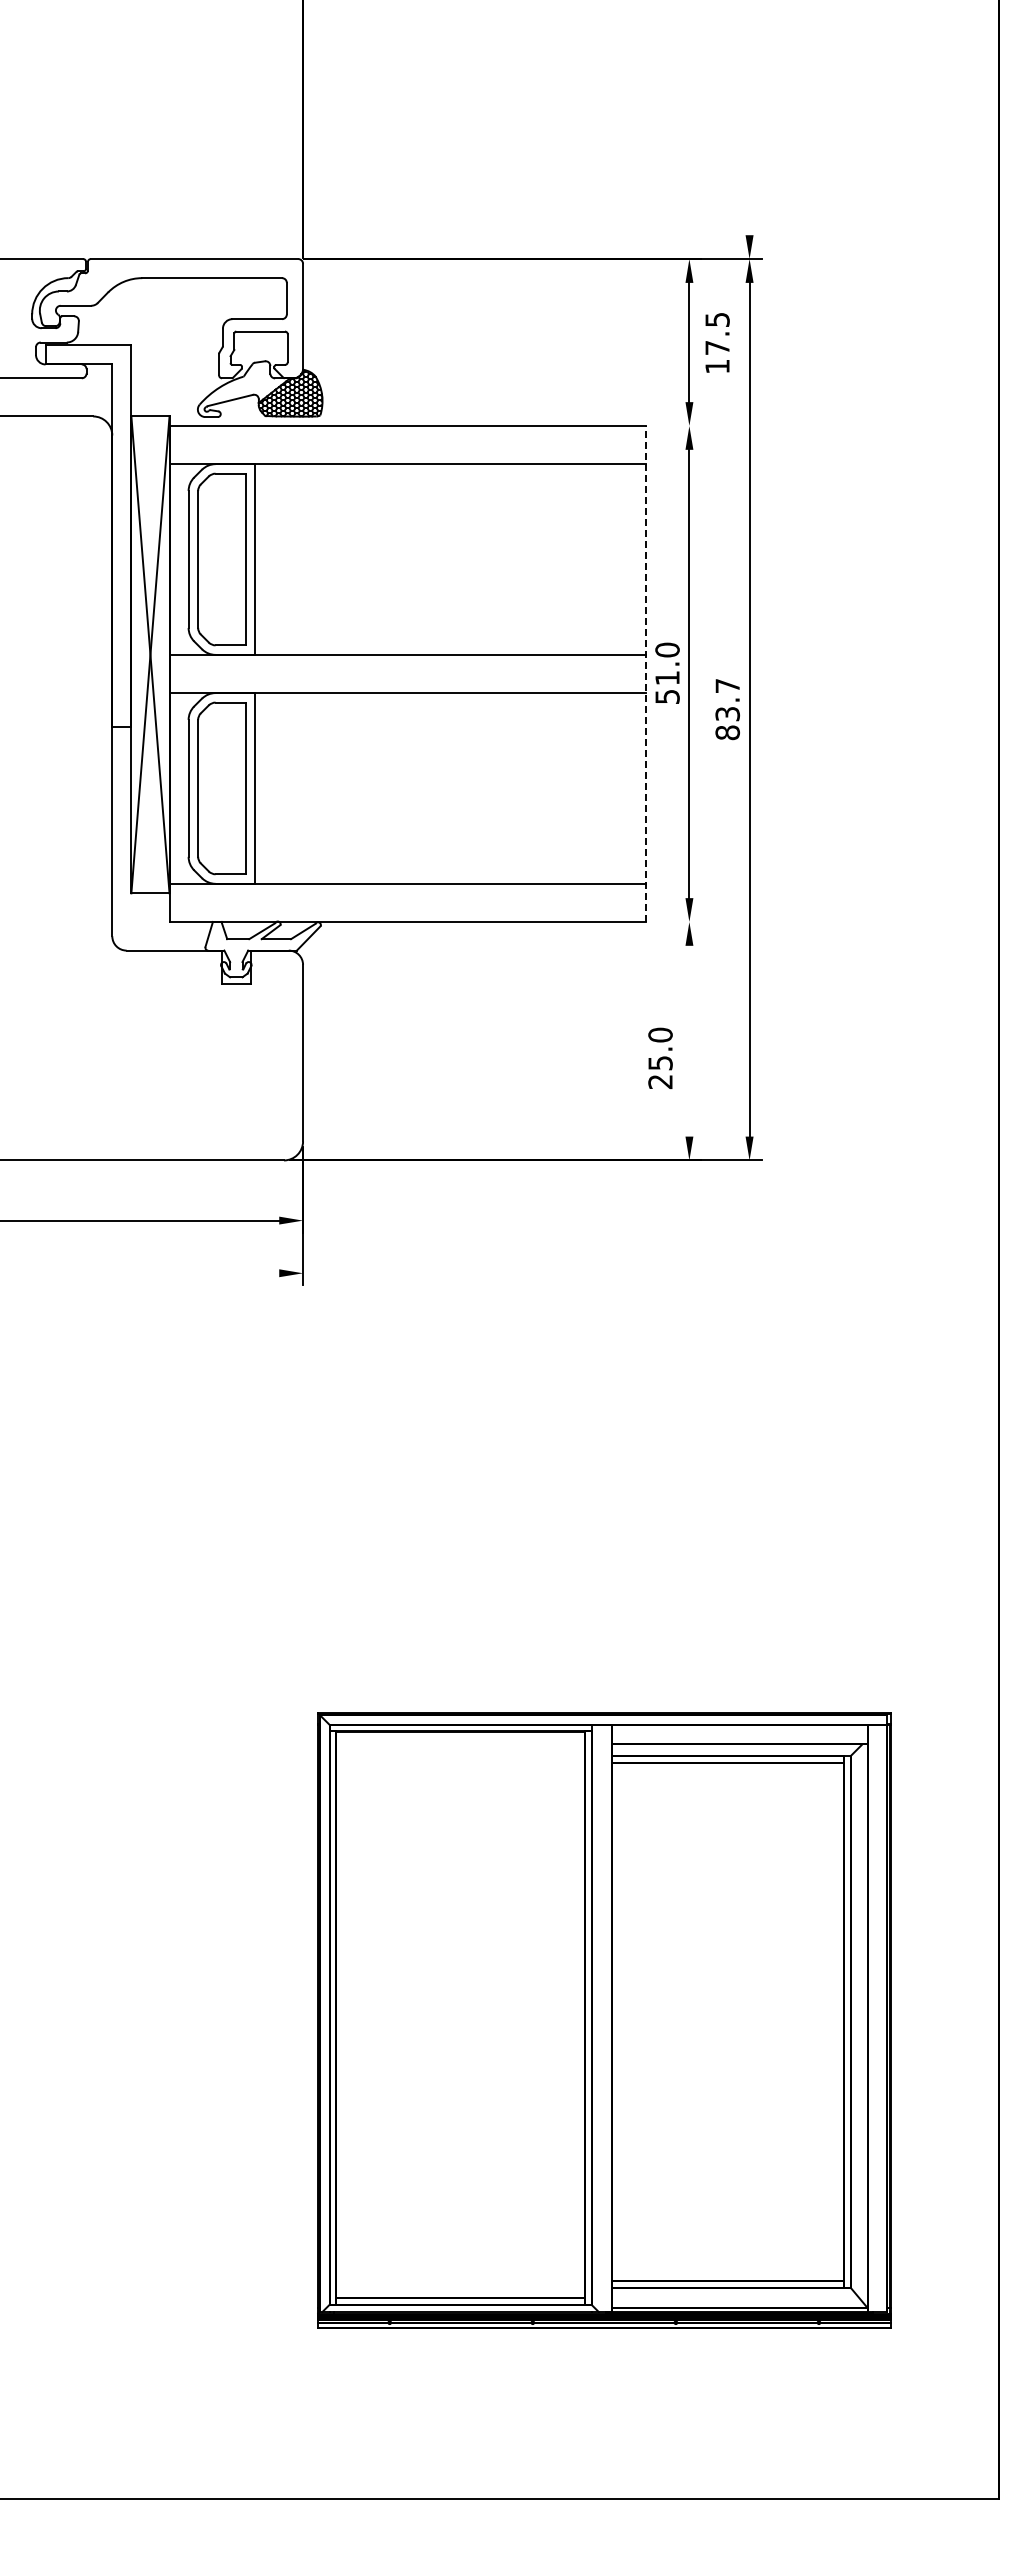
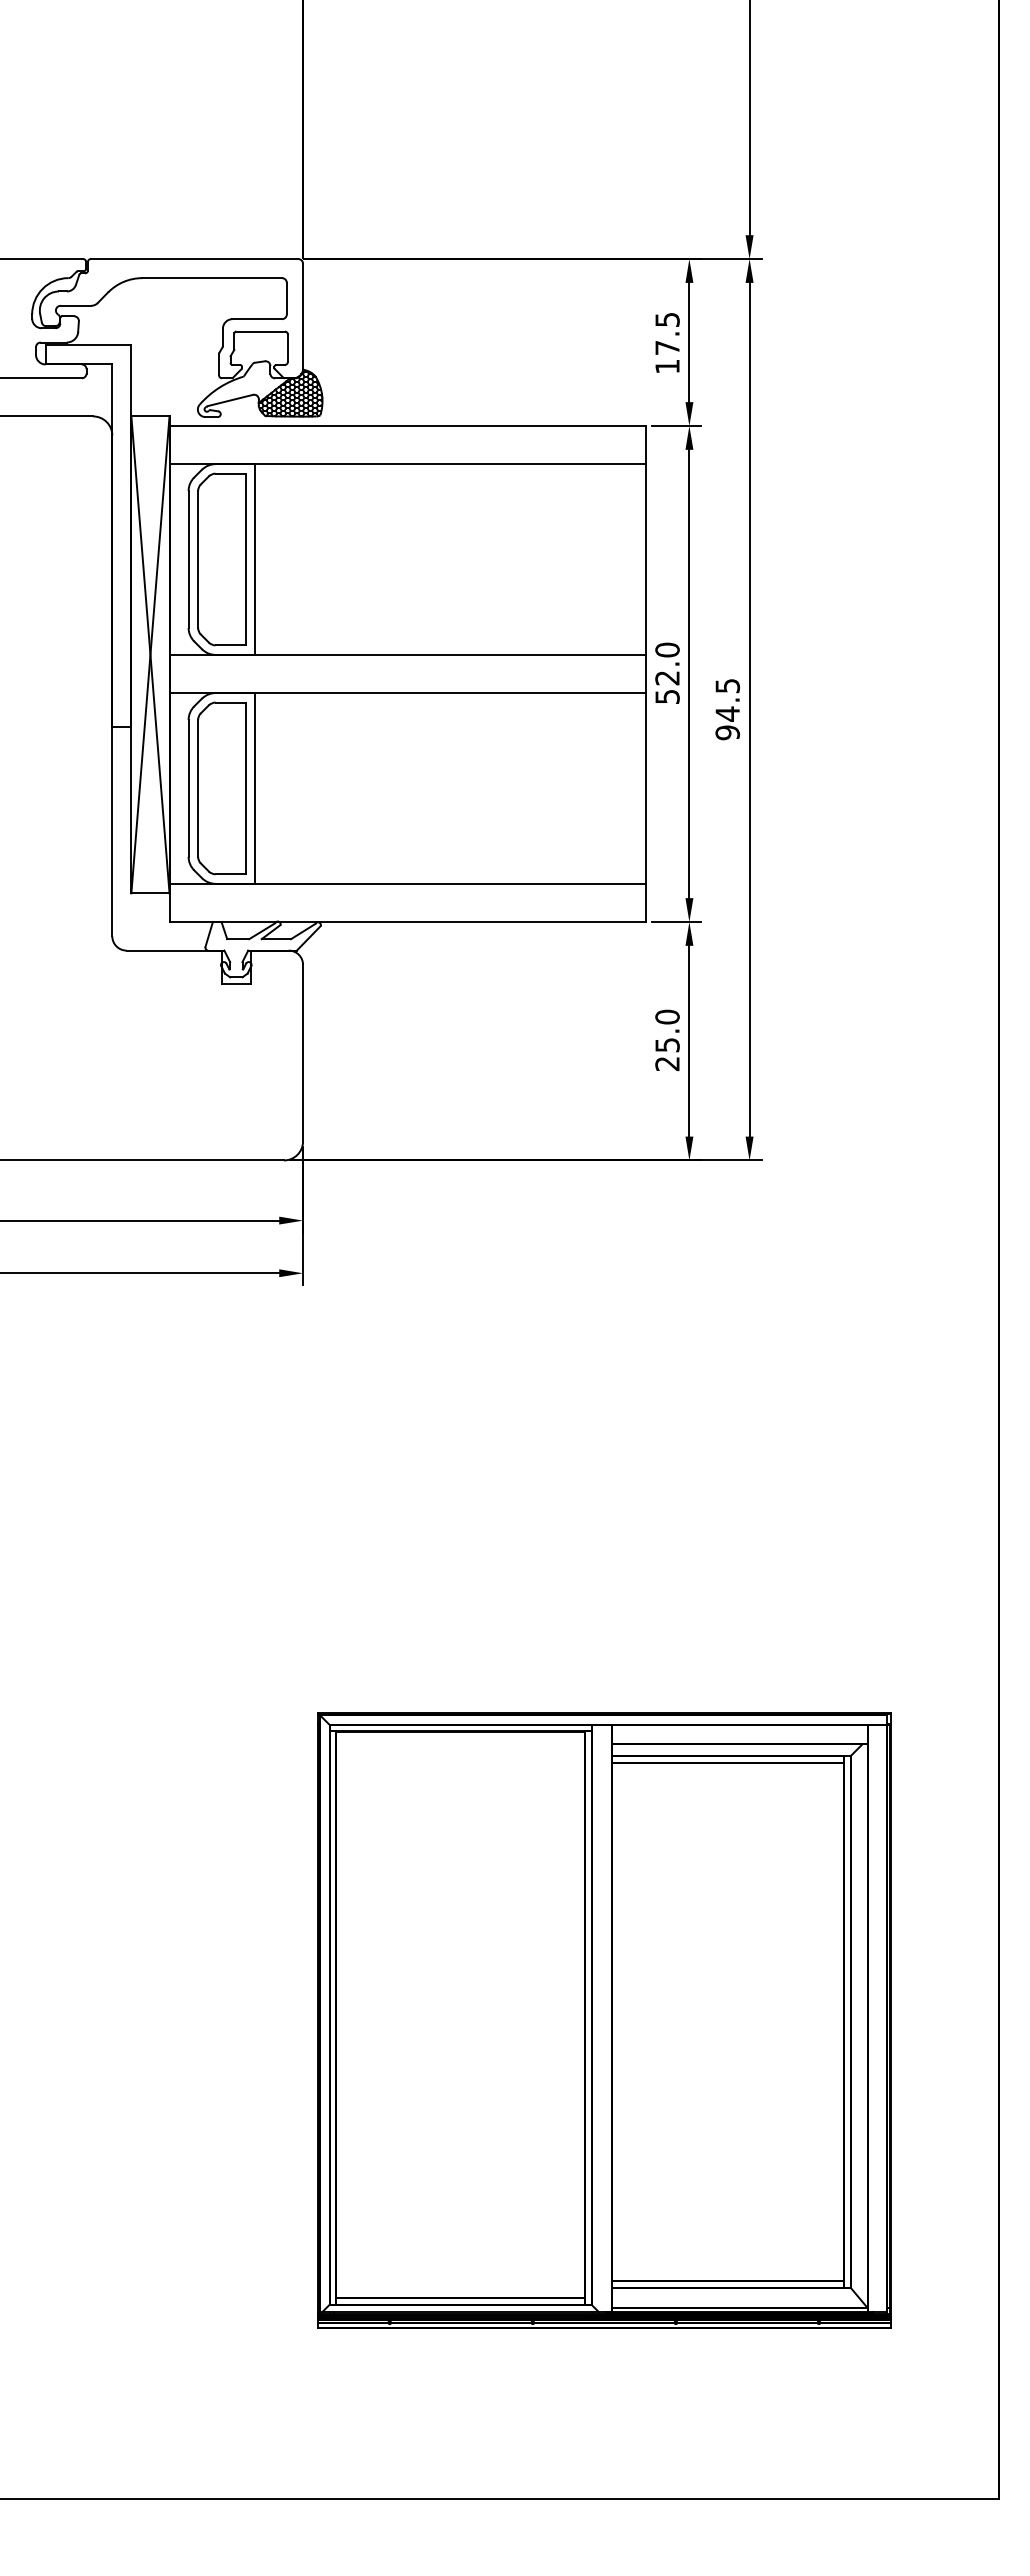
line: none -> present (749, 118)
text position: (717, 342) -> (667, 342) (667, 342)
line: none -> present (676, 425)
line: dashed -> solid (646, 673)
text: 51.0 -> 52.0 (667, 678)
text: 83.7 -> 94.5 (727, 709)
line: none -> present (676, 921)
line: none -> present (689, 1040)
text position: (660, 1057) -> (667, 1039) (667, 1039)
line: none -> present (140, 1273)
